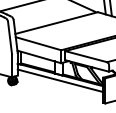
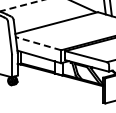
line: solid -> dashed (21, 5)
line: solid -> dashed (38, 43)
line: present -> none (60, 80)
